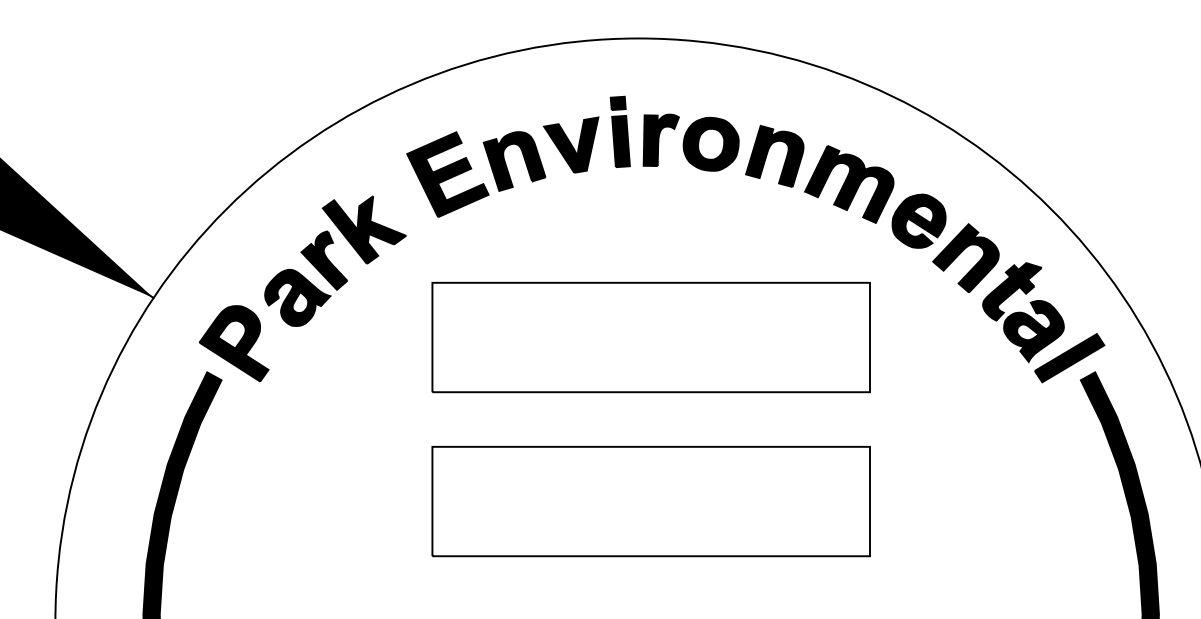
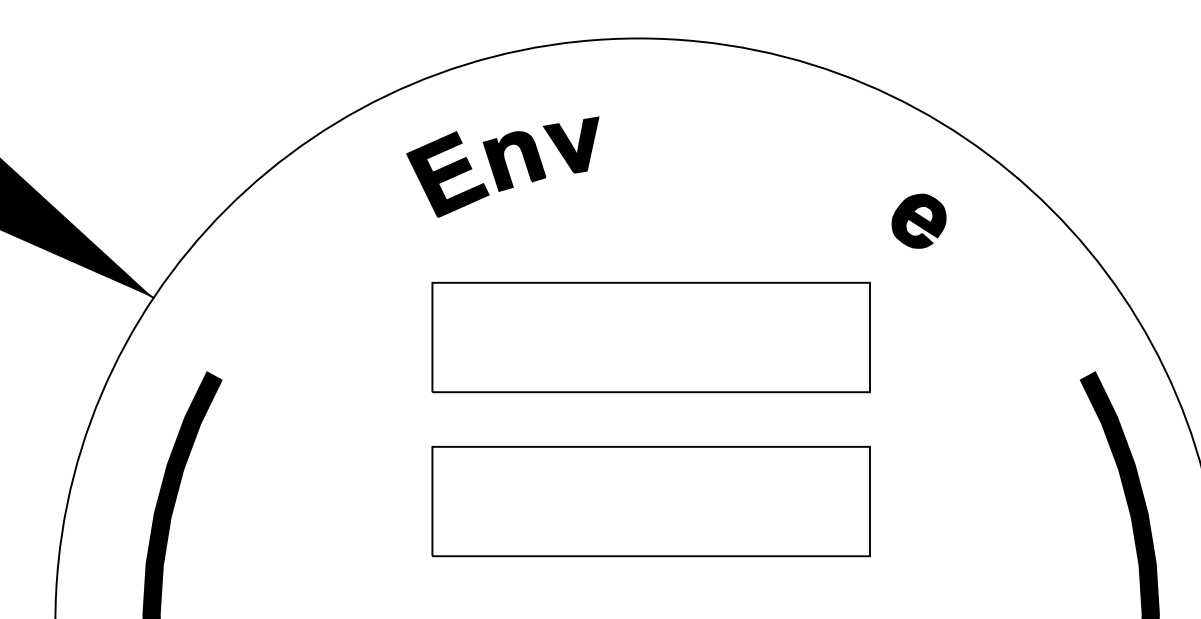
part: present -> none (751, 159)
part: present -> none (302, 288)
part: present -> none (1018, 311)
